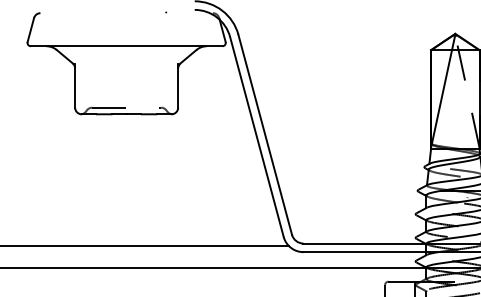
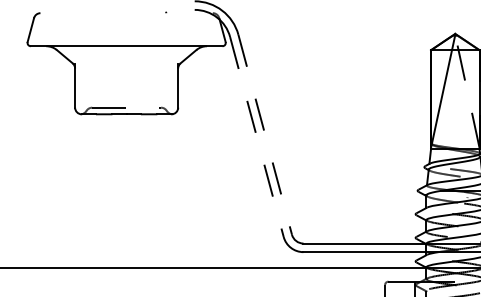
line: solid -> dashed (265, 135)
line: solid -> dashed (257, 137)
line: present -> none (145, 246)
